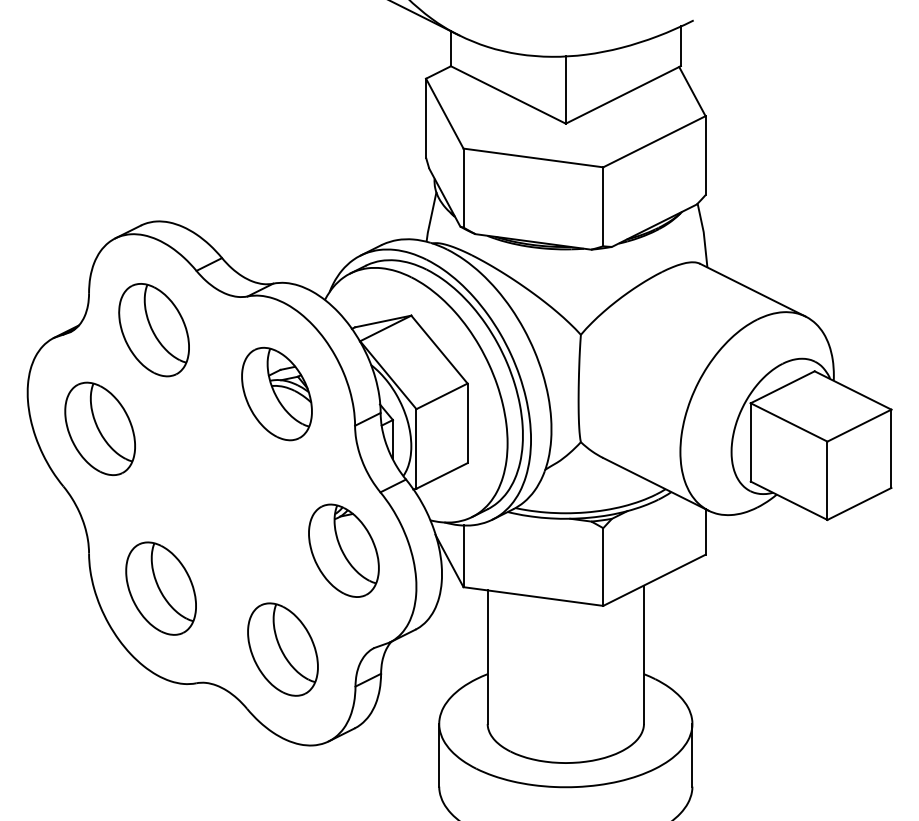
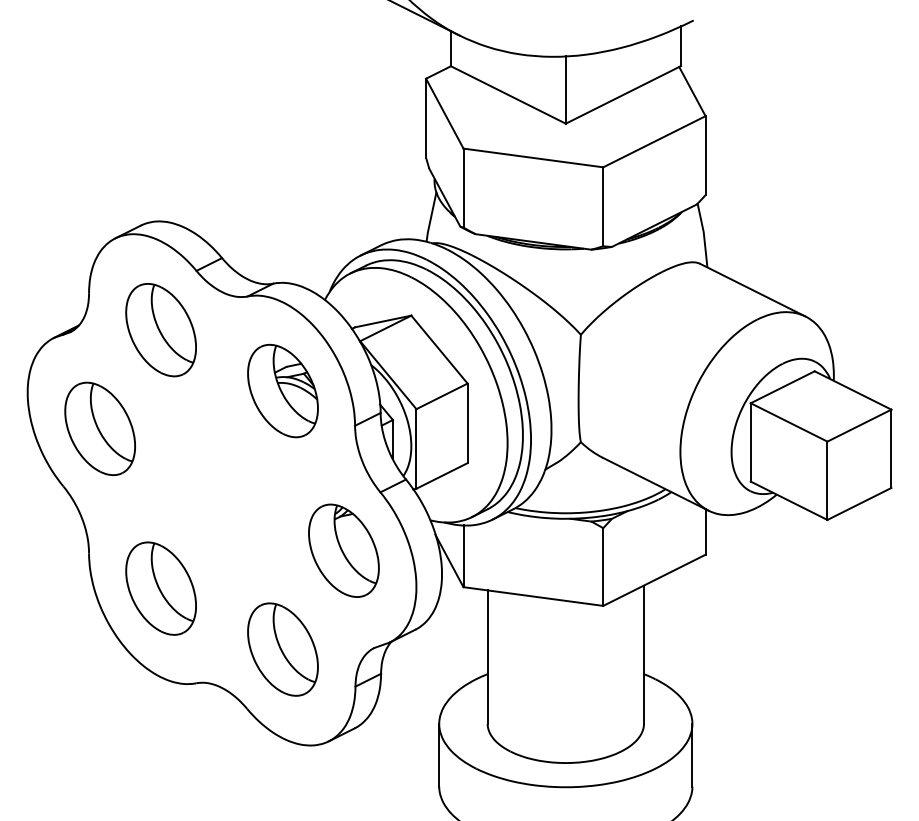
part position: (153, 330) -> (160, 330) (160, 330)
part position: (276, 393) -> (282, 390) (282, 390)
